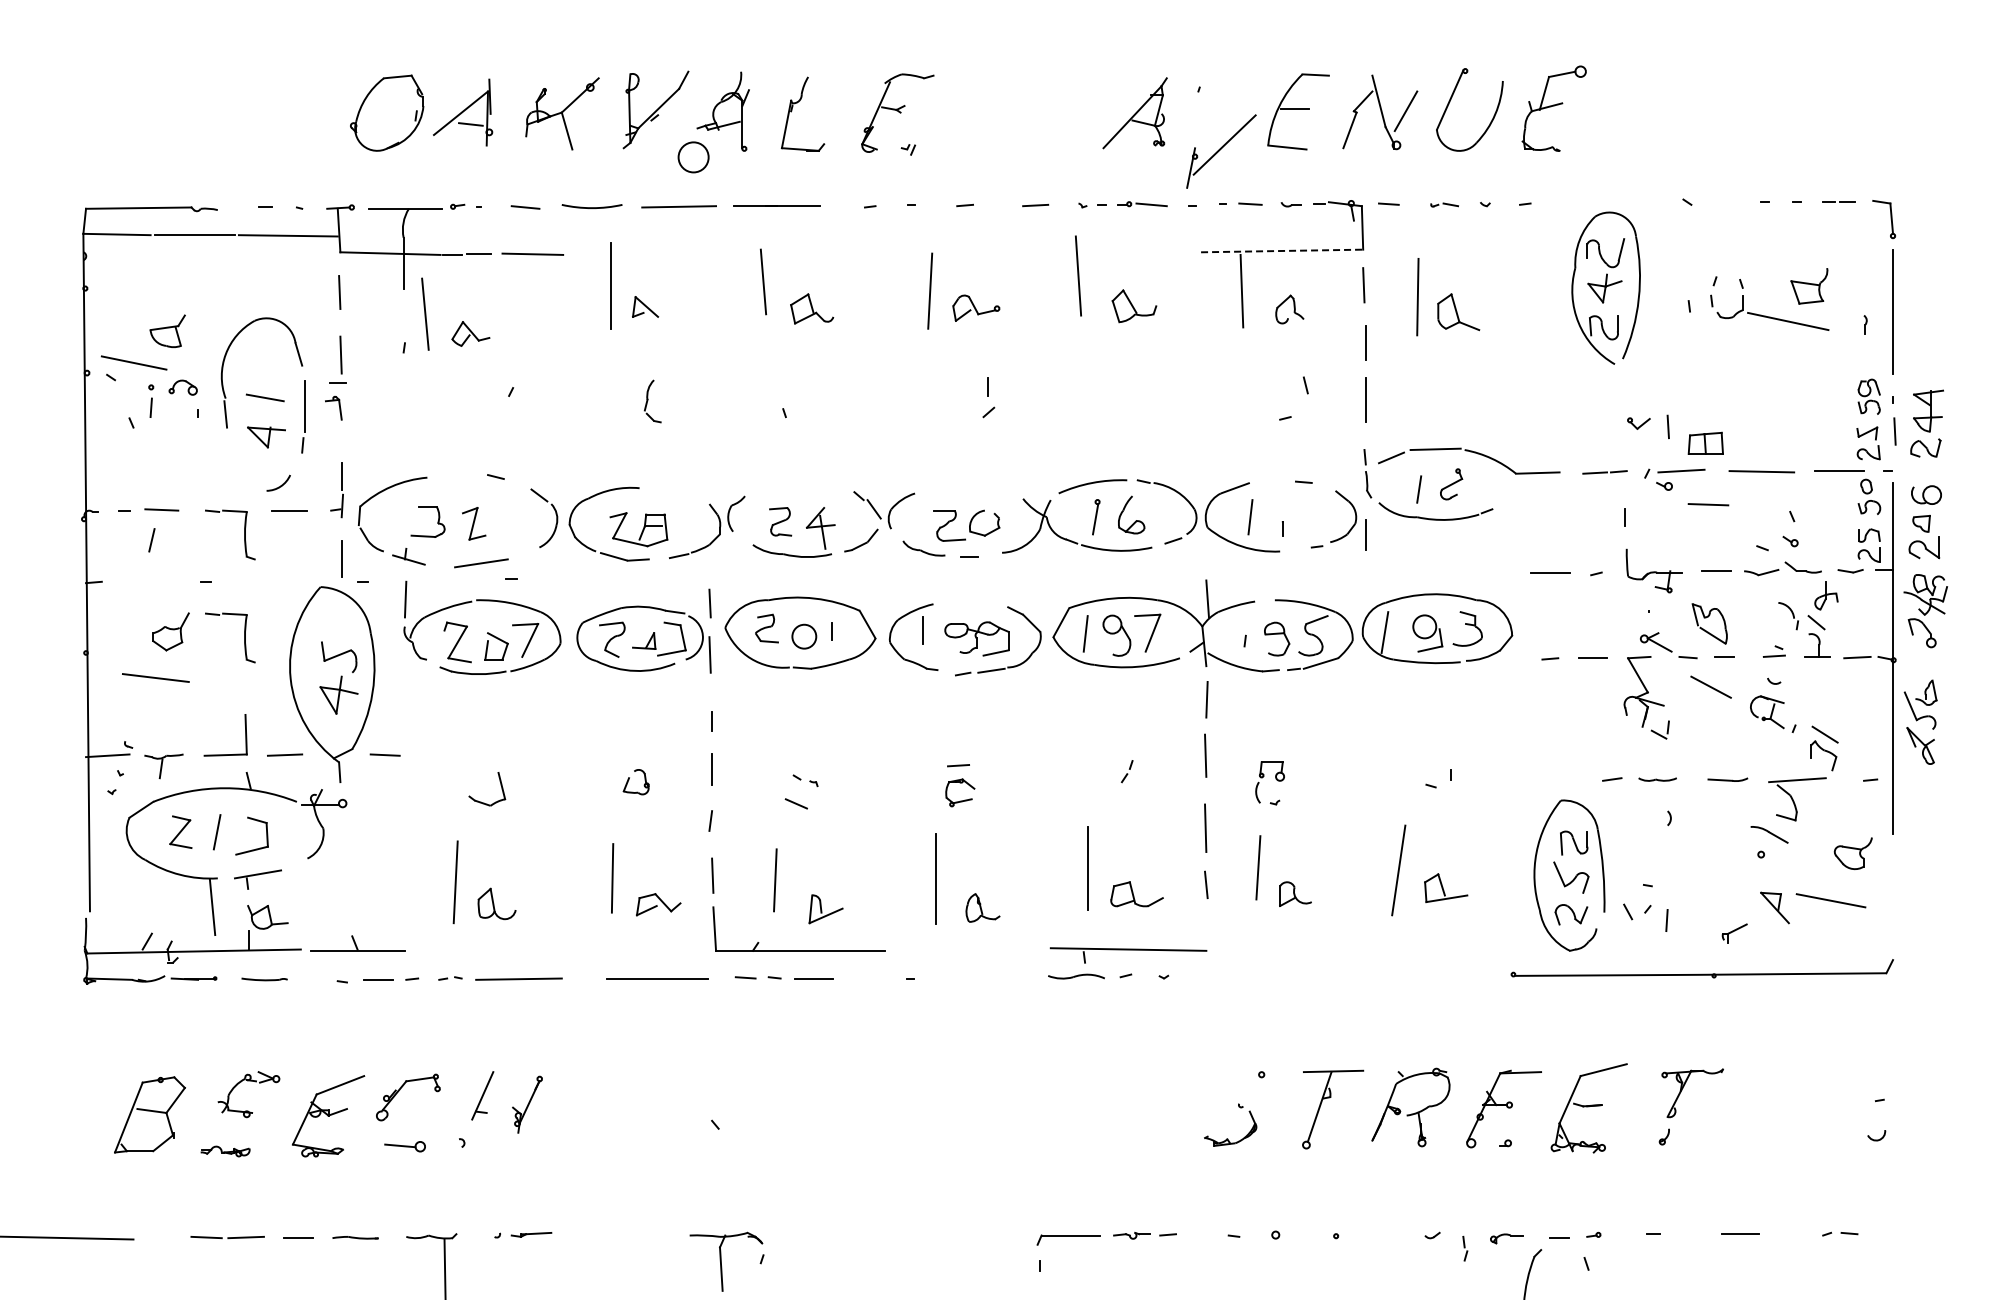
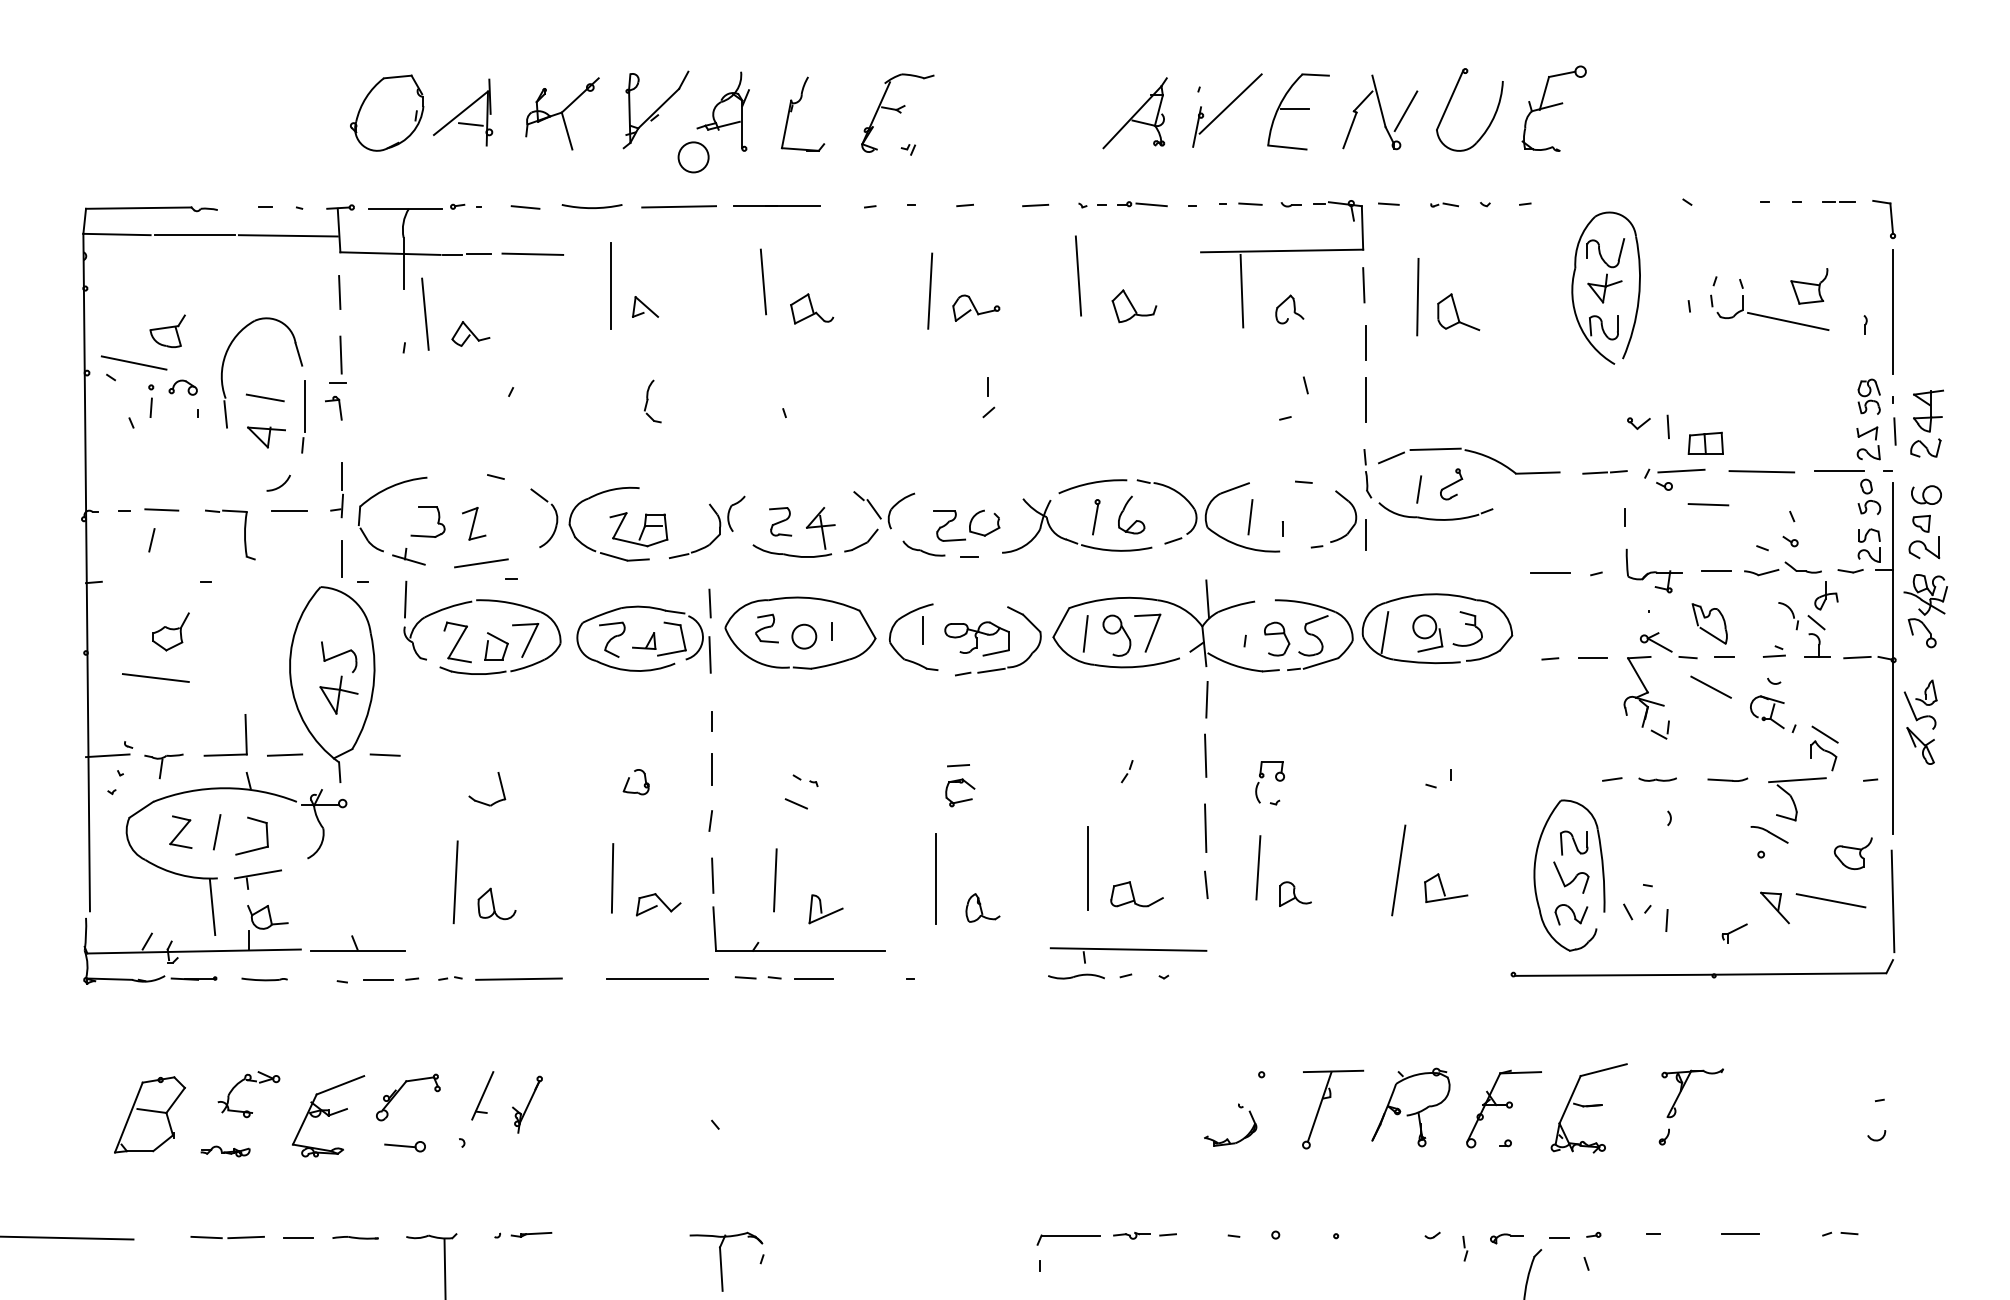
part position: (1221, 151) -> (1227, 110) (1227, 110)
line: dashed -> solid (1282, 250)
part: present -> none (244, 637)
line: none -> present (1892, 901)
